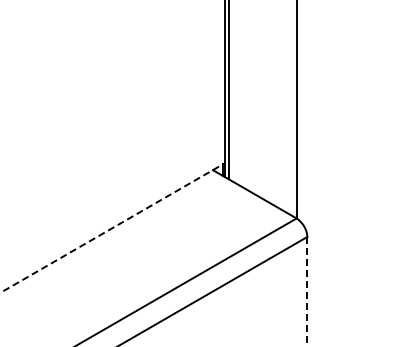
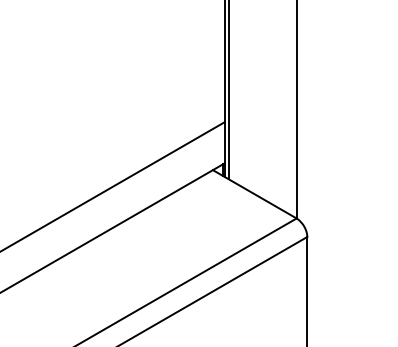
line: none -> present (113, 186)
line: dashed -> solid (113, 227)
line: dashed -> solid (307, 291)
